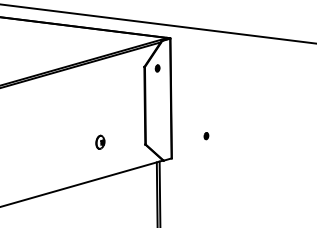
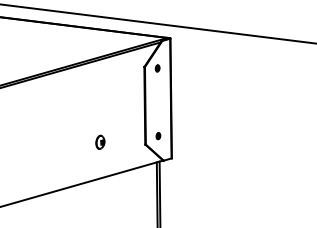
part position: (206, 136) -> (158, 136) (158, 136)
